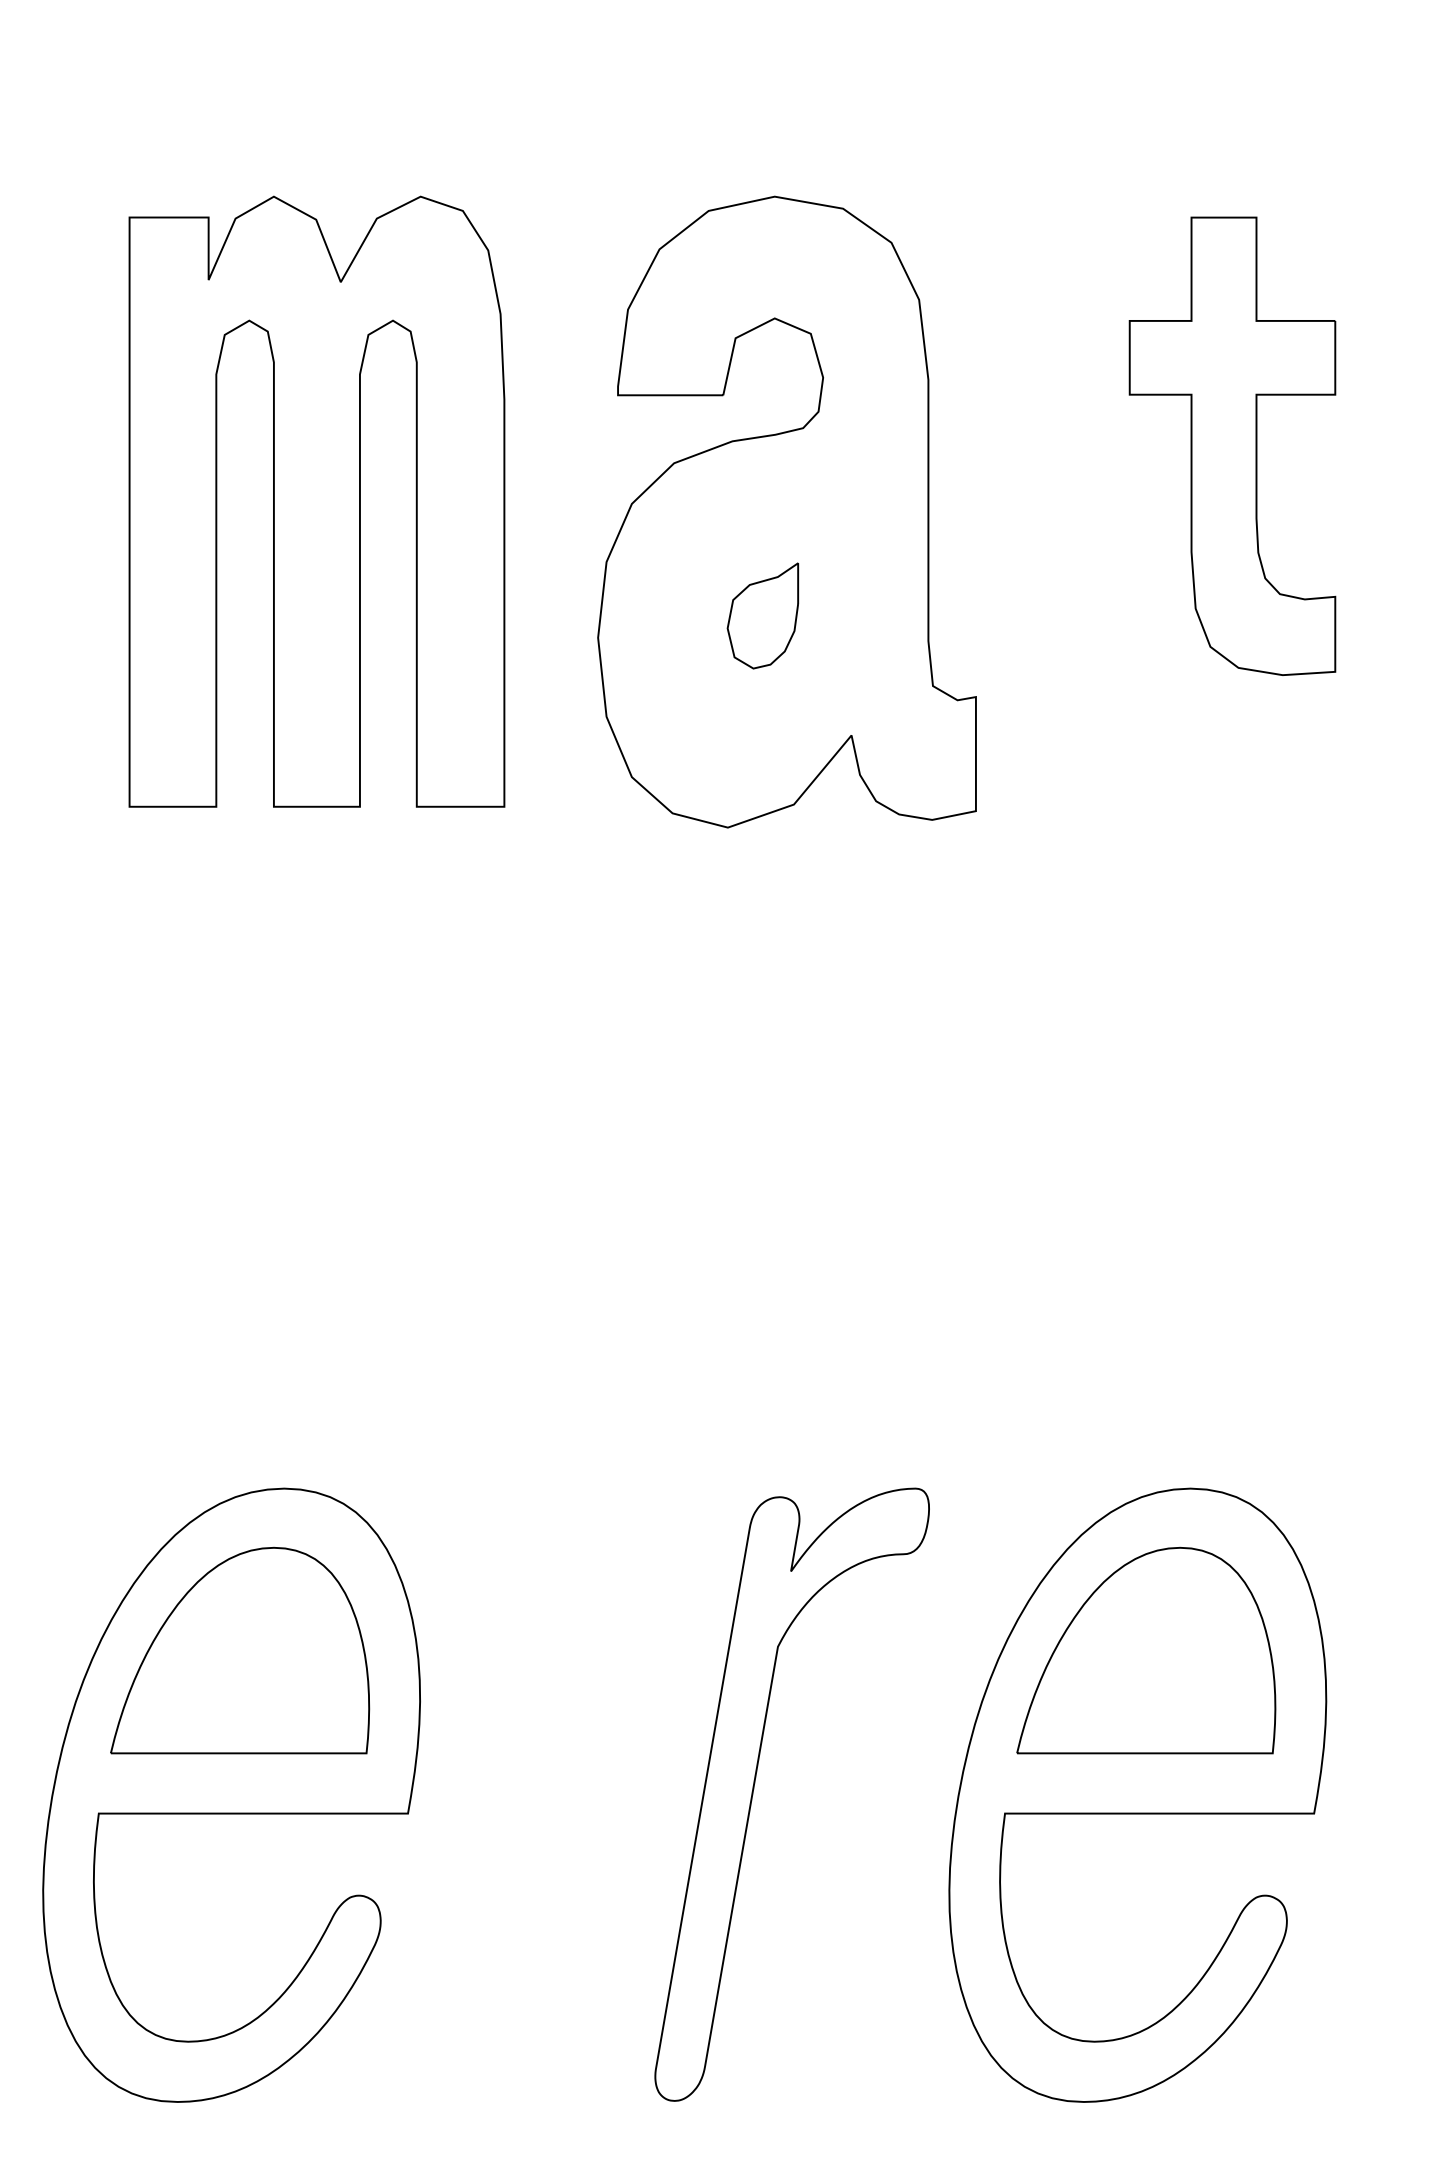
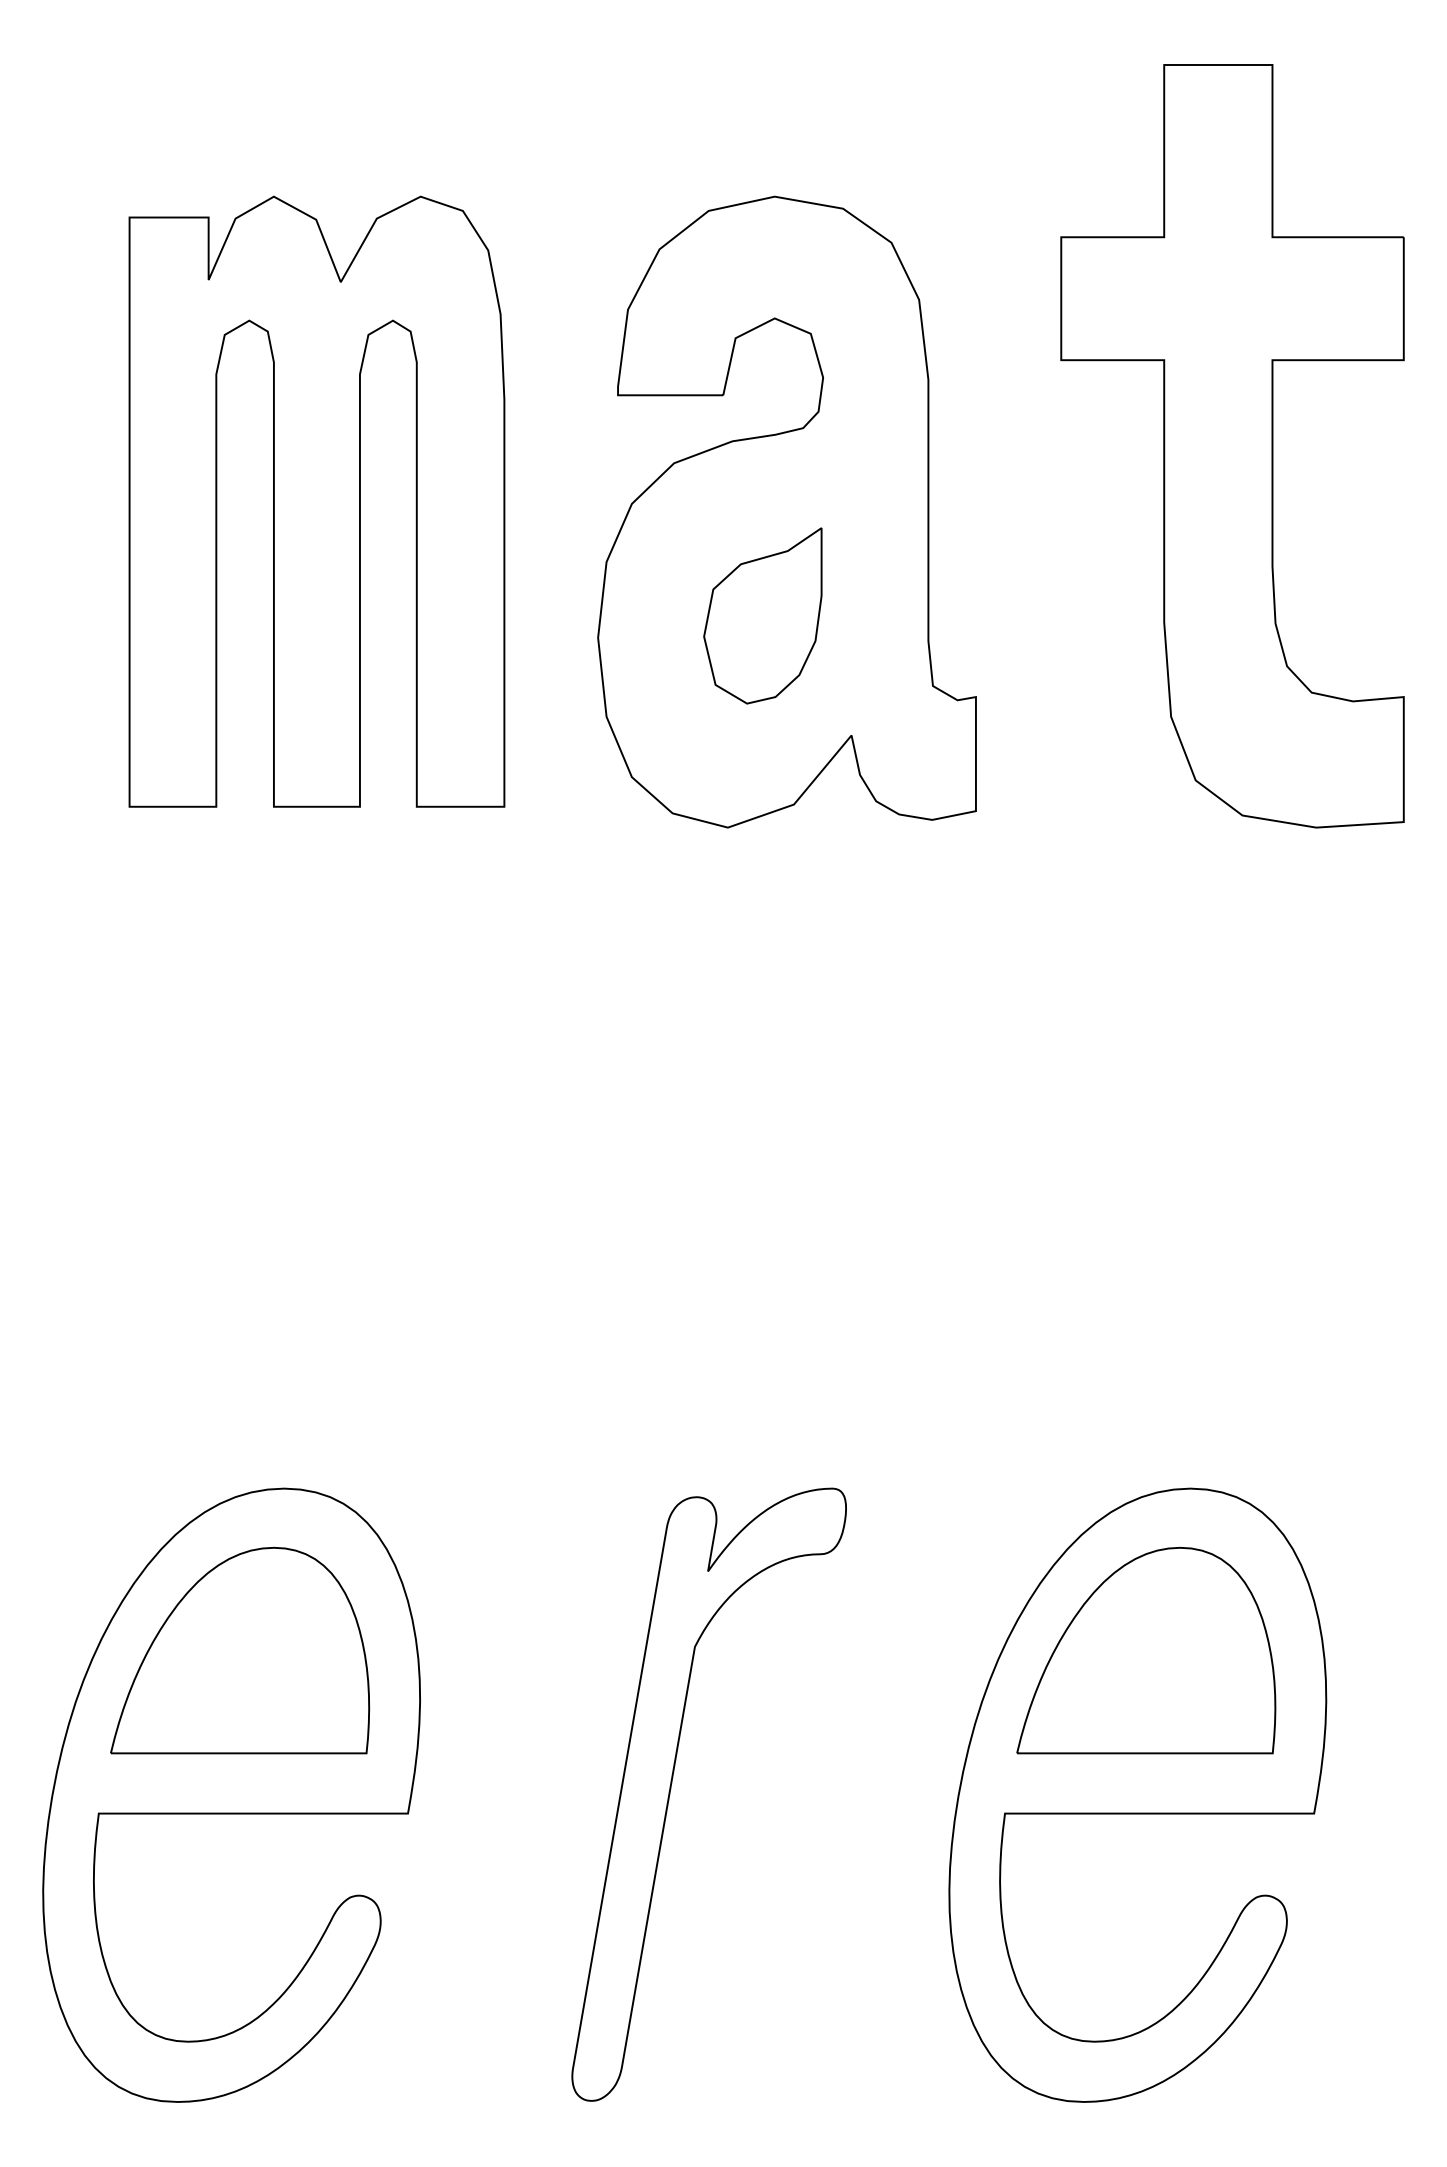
part size: 209x460 px -> 345x765 px (1232, 446)
part size: 74x108 px -> 120x178 px (762, 615)
part position: (754, 1789) -> (671, 1789) (671, 1789)
